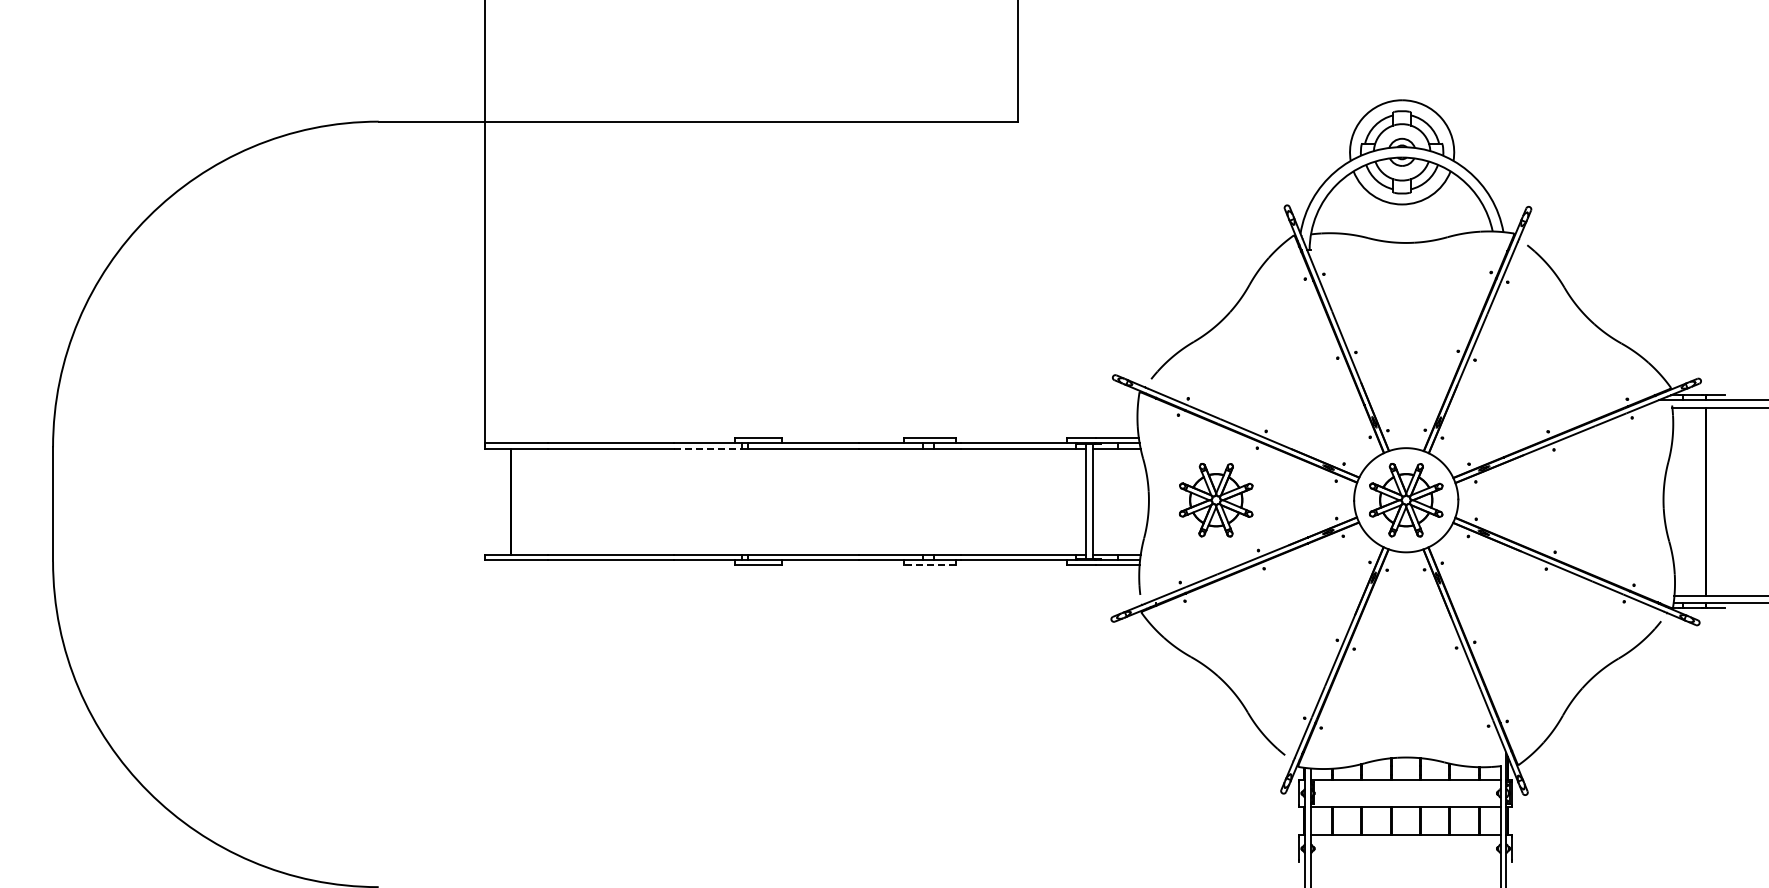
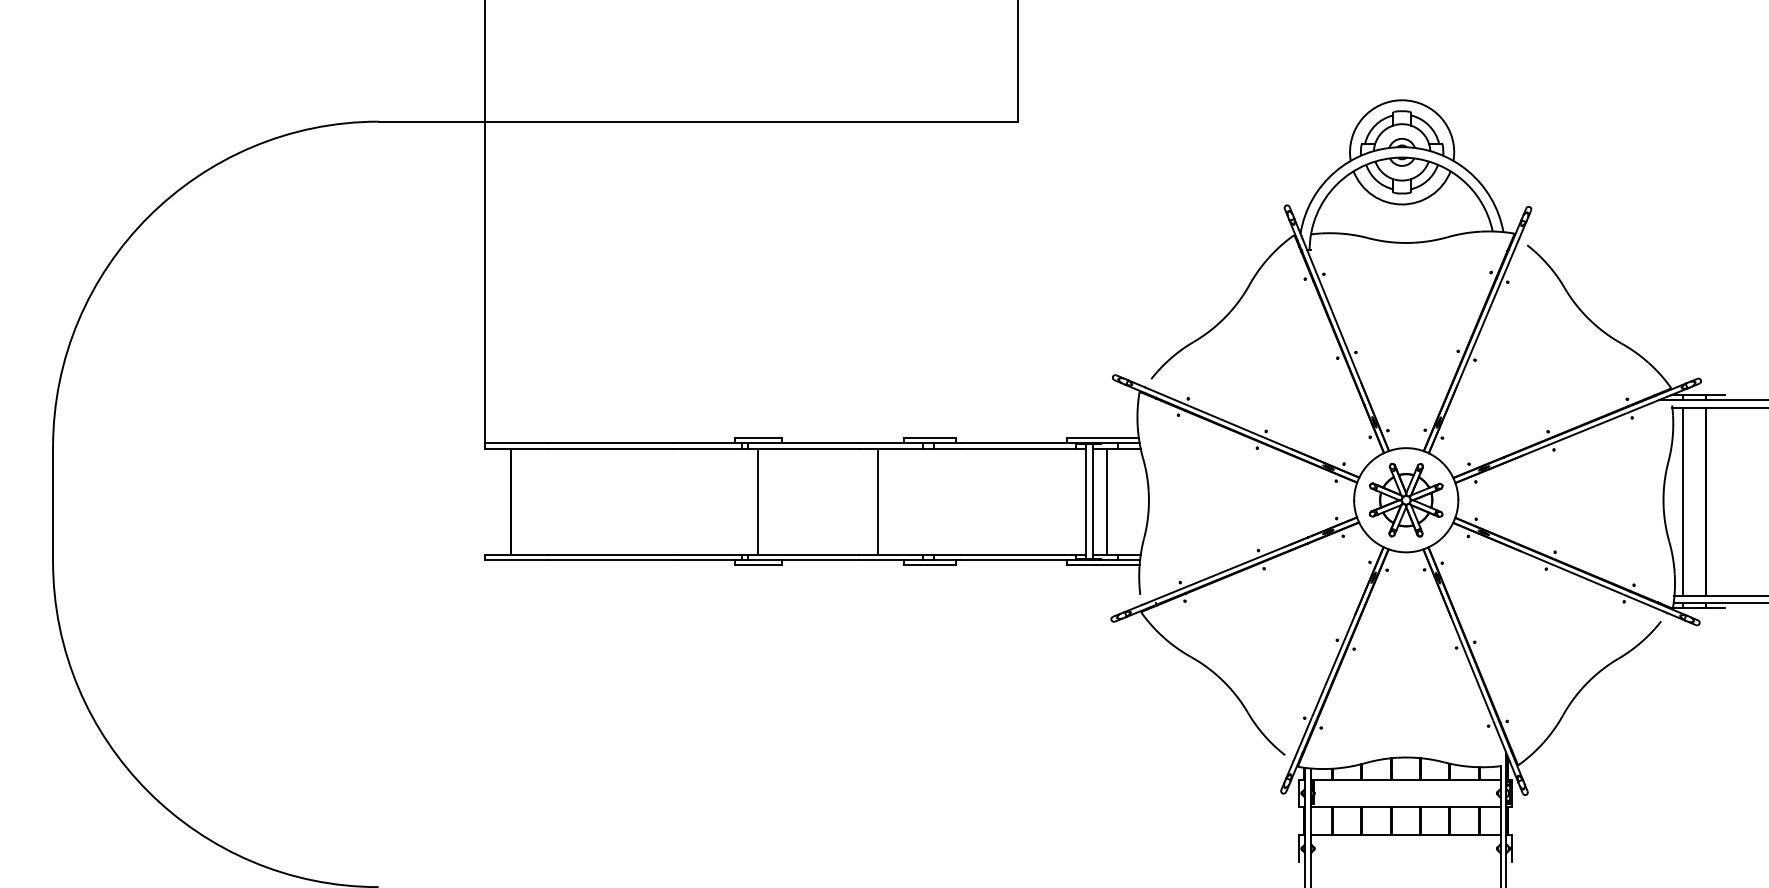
line: dashed -> solid (707, 448)
part: present -> none (1216, 500)
line: none -> present (758, 501)
line: none -> present (877, 501)
line: none -> present (1106, 501)
line: none -> present (1682, 501)
line: dashed -> solid (929, 565)
